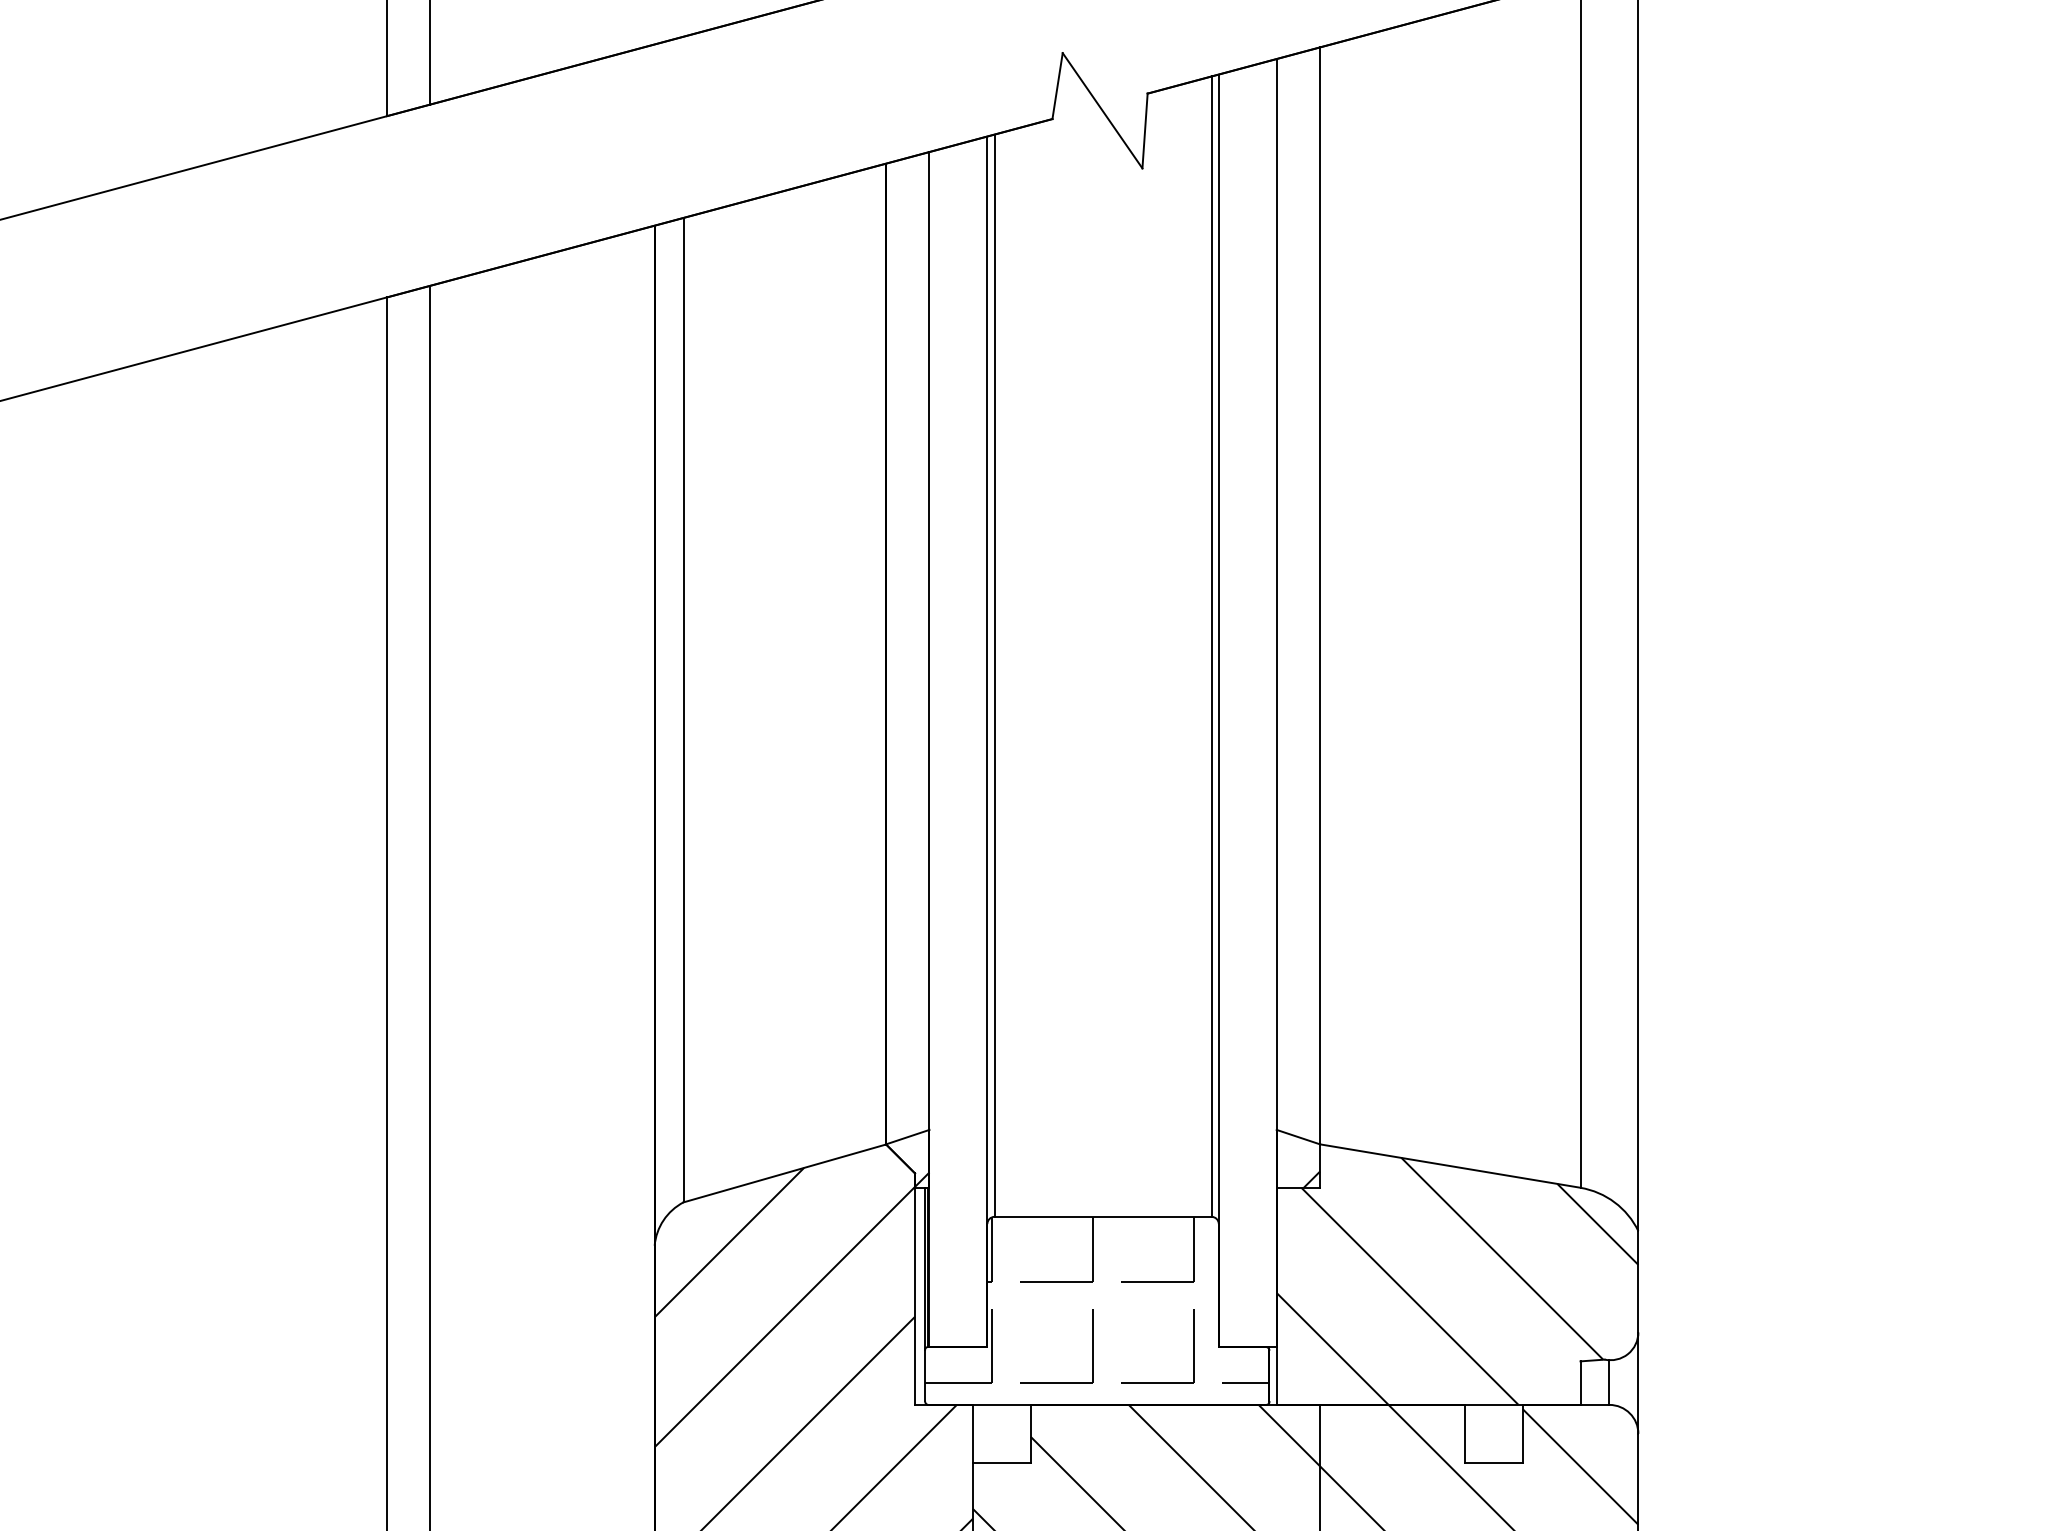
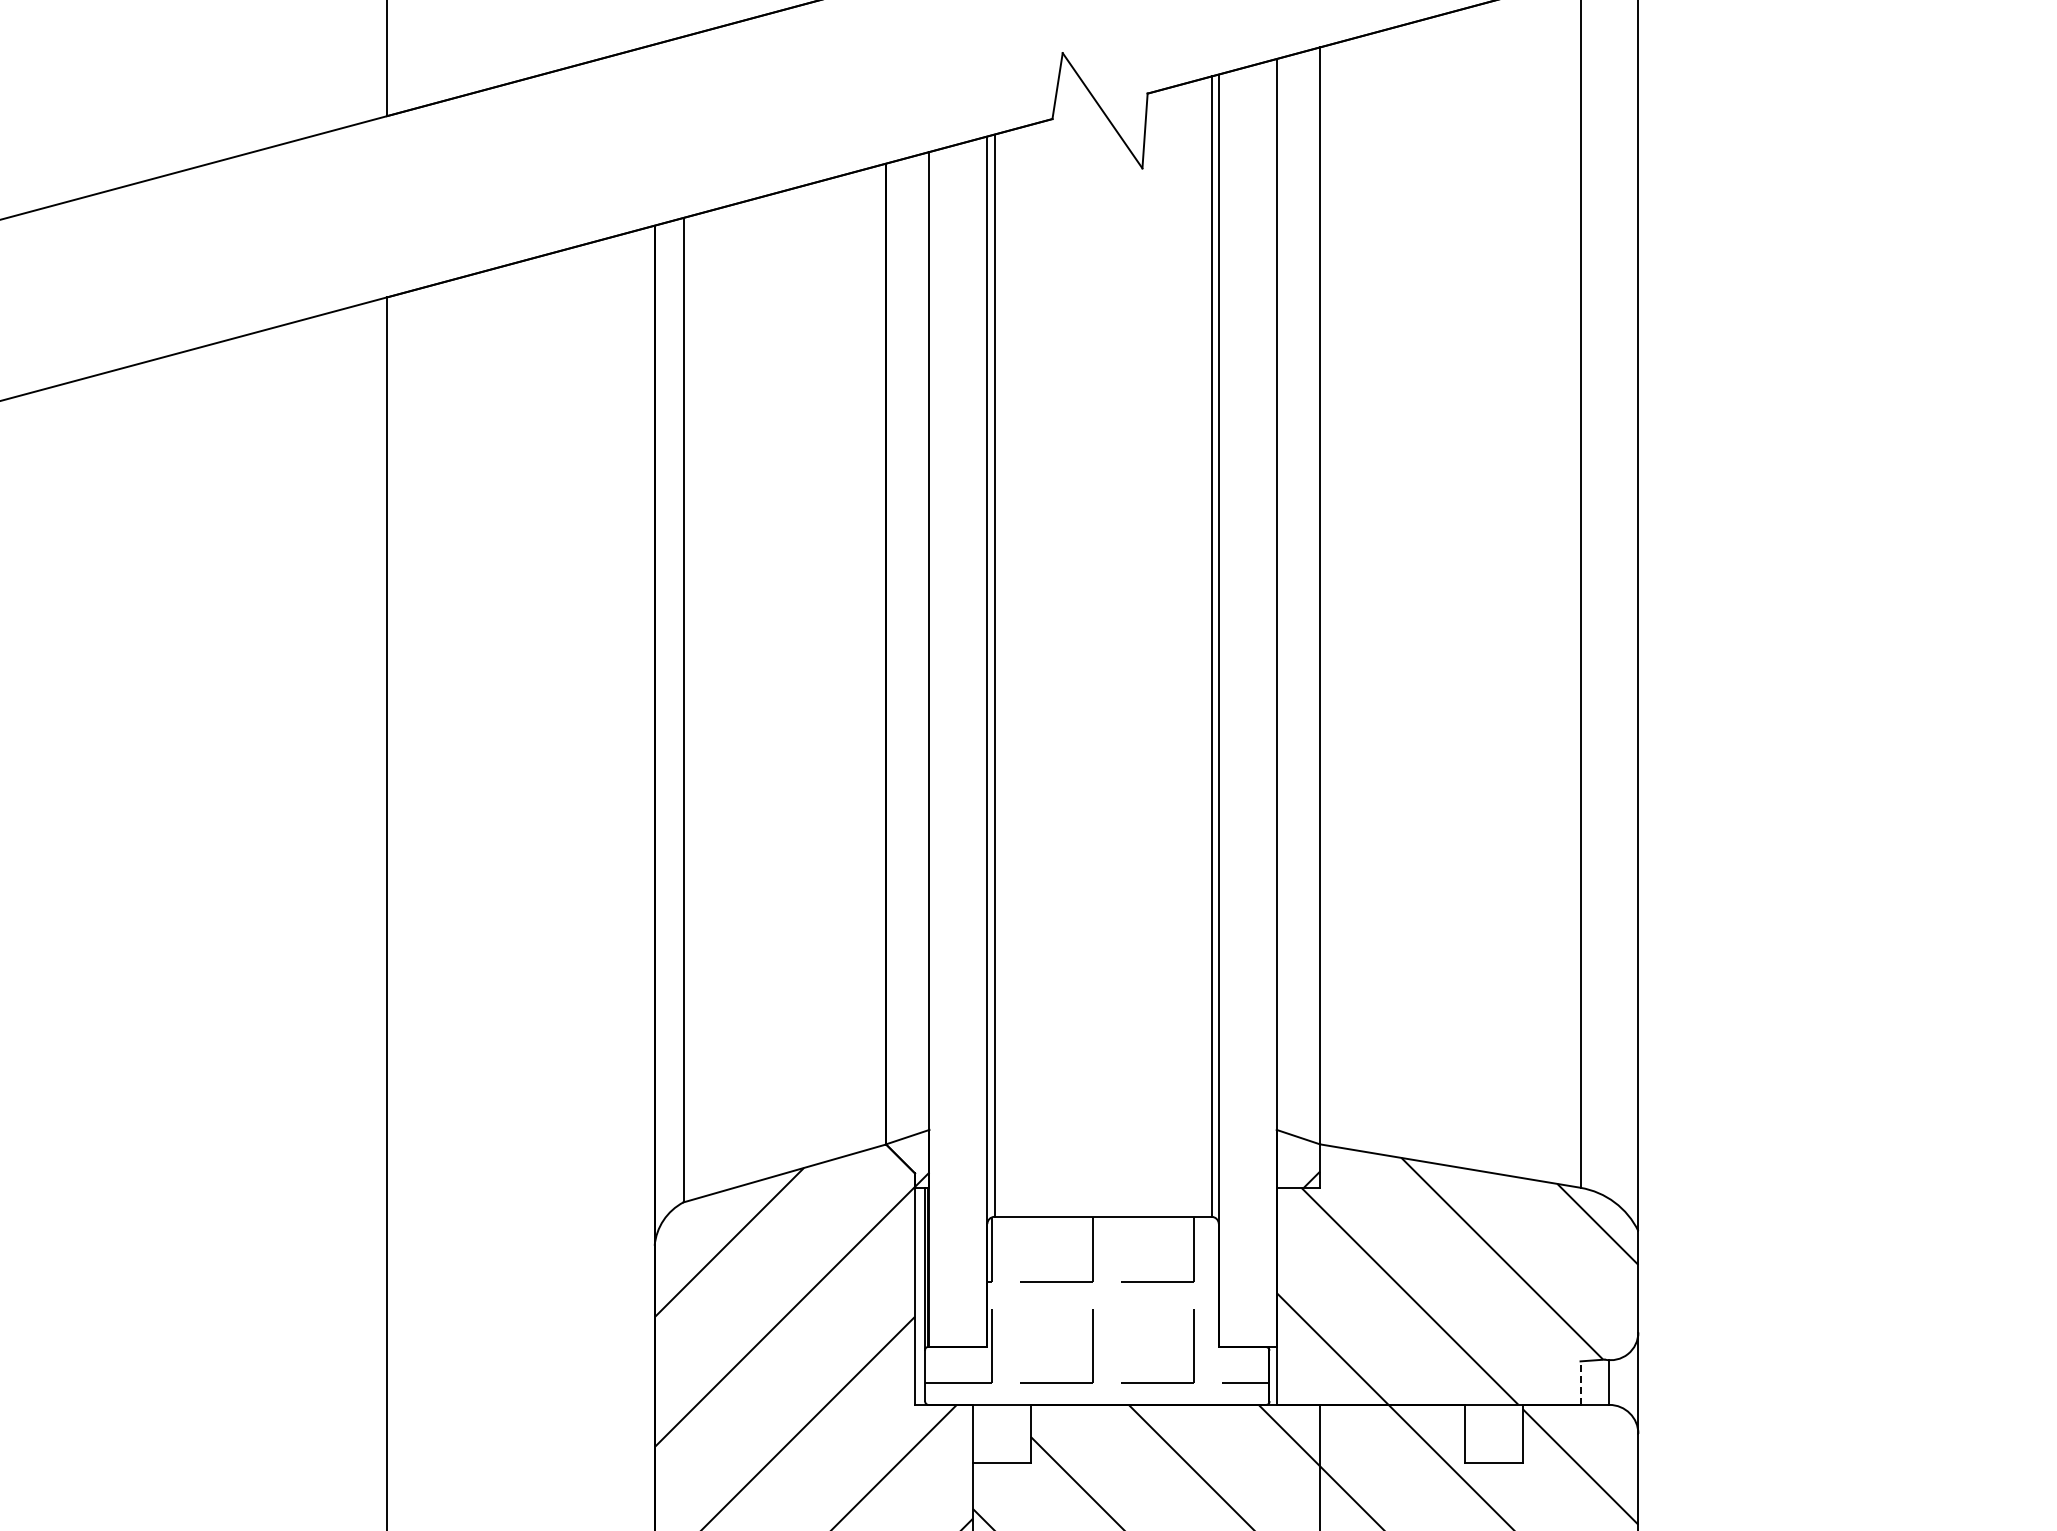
line: present -> none (430, 53)
line: present -> none (430, 906)
line: solid -> dashed (1580, 1383)
